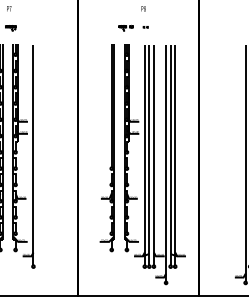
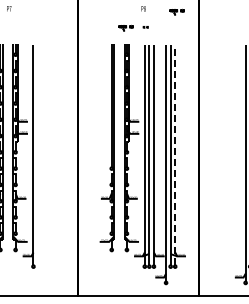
part: none -> present (176, 11)
part: present -> none (10, 28)
line: solid -> dashed (175, 154)
